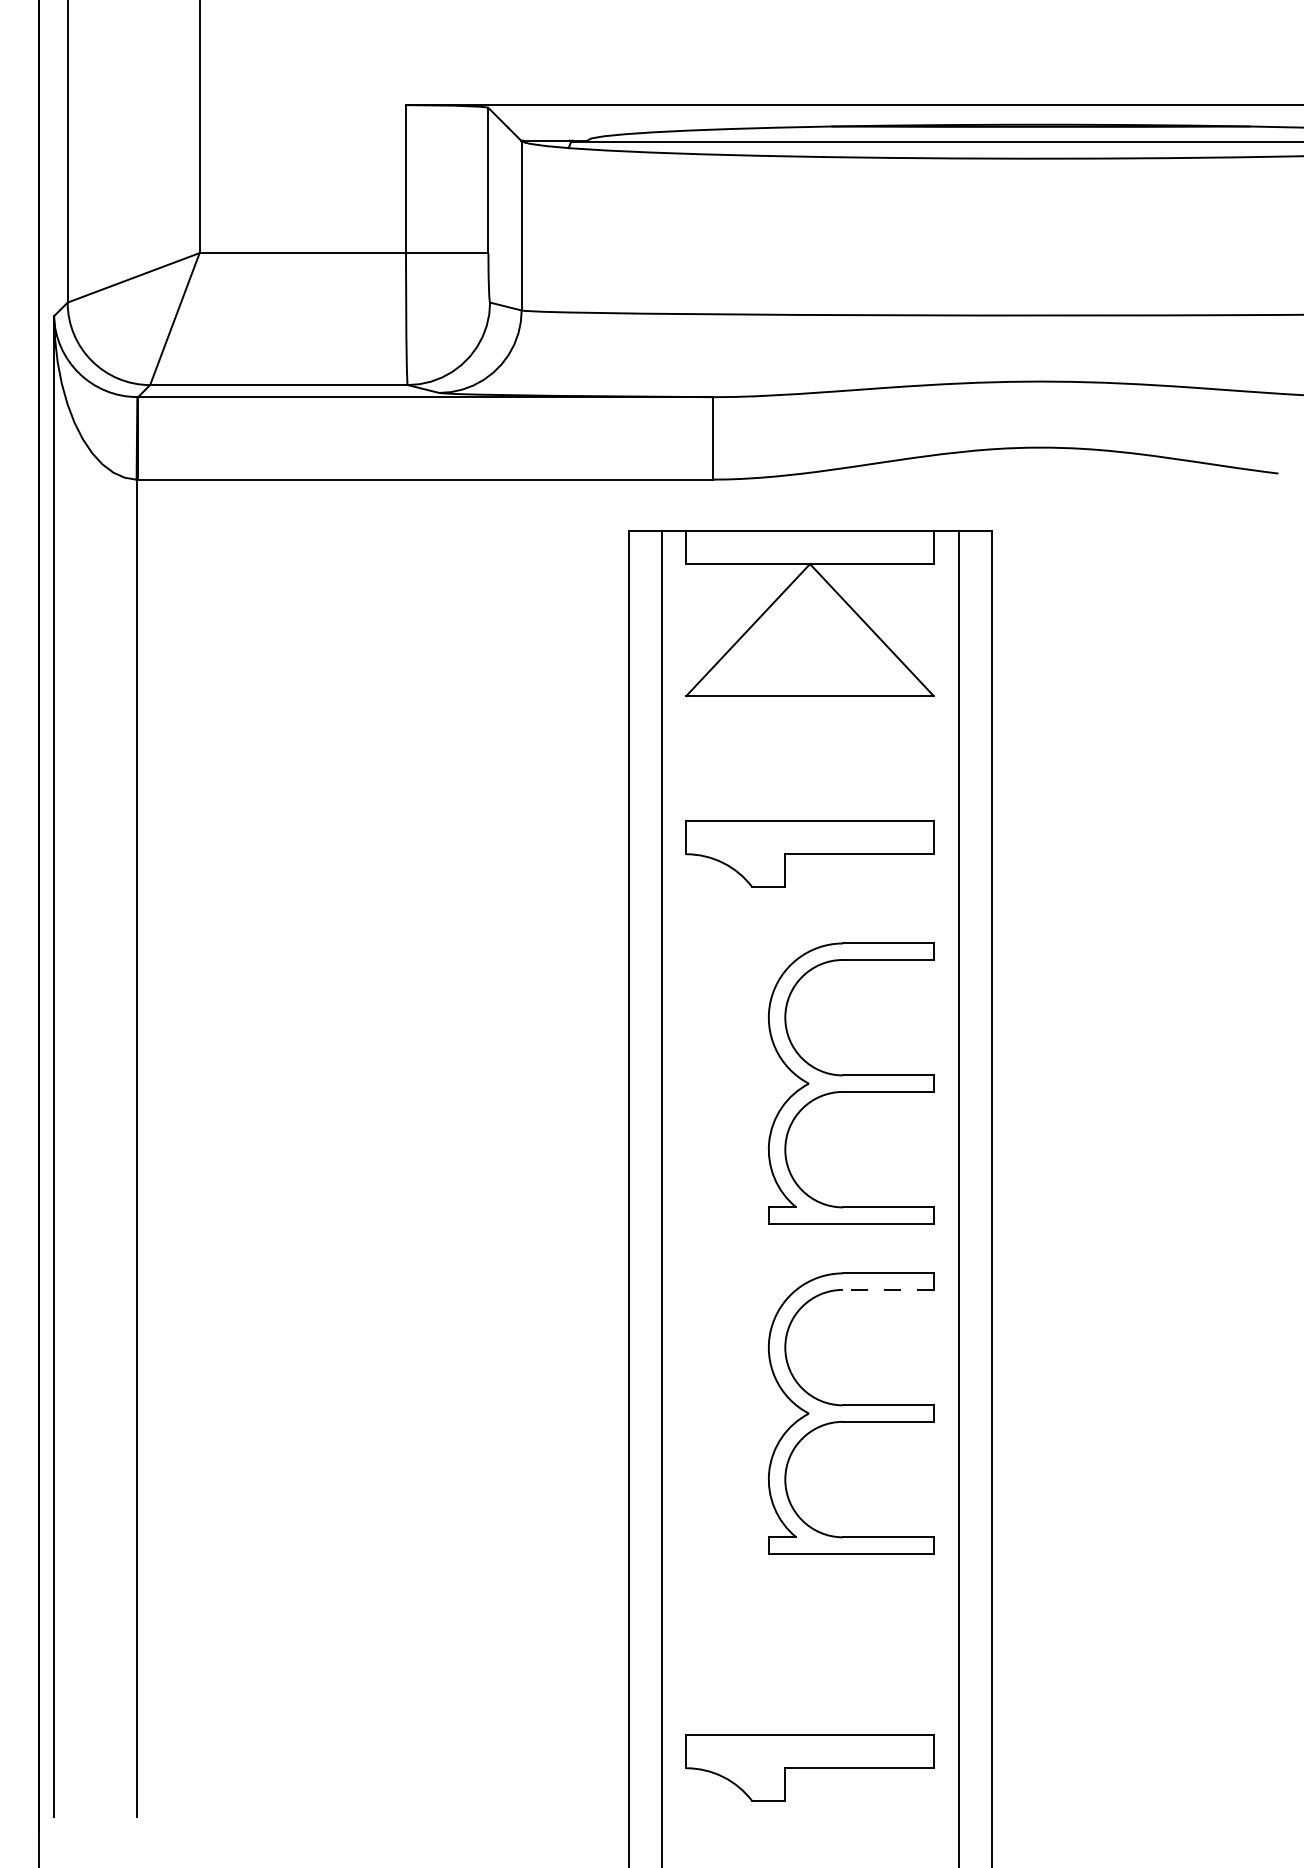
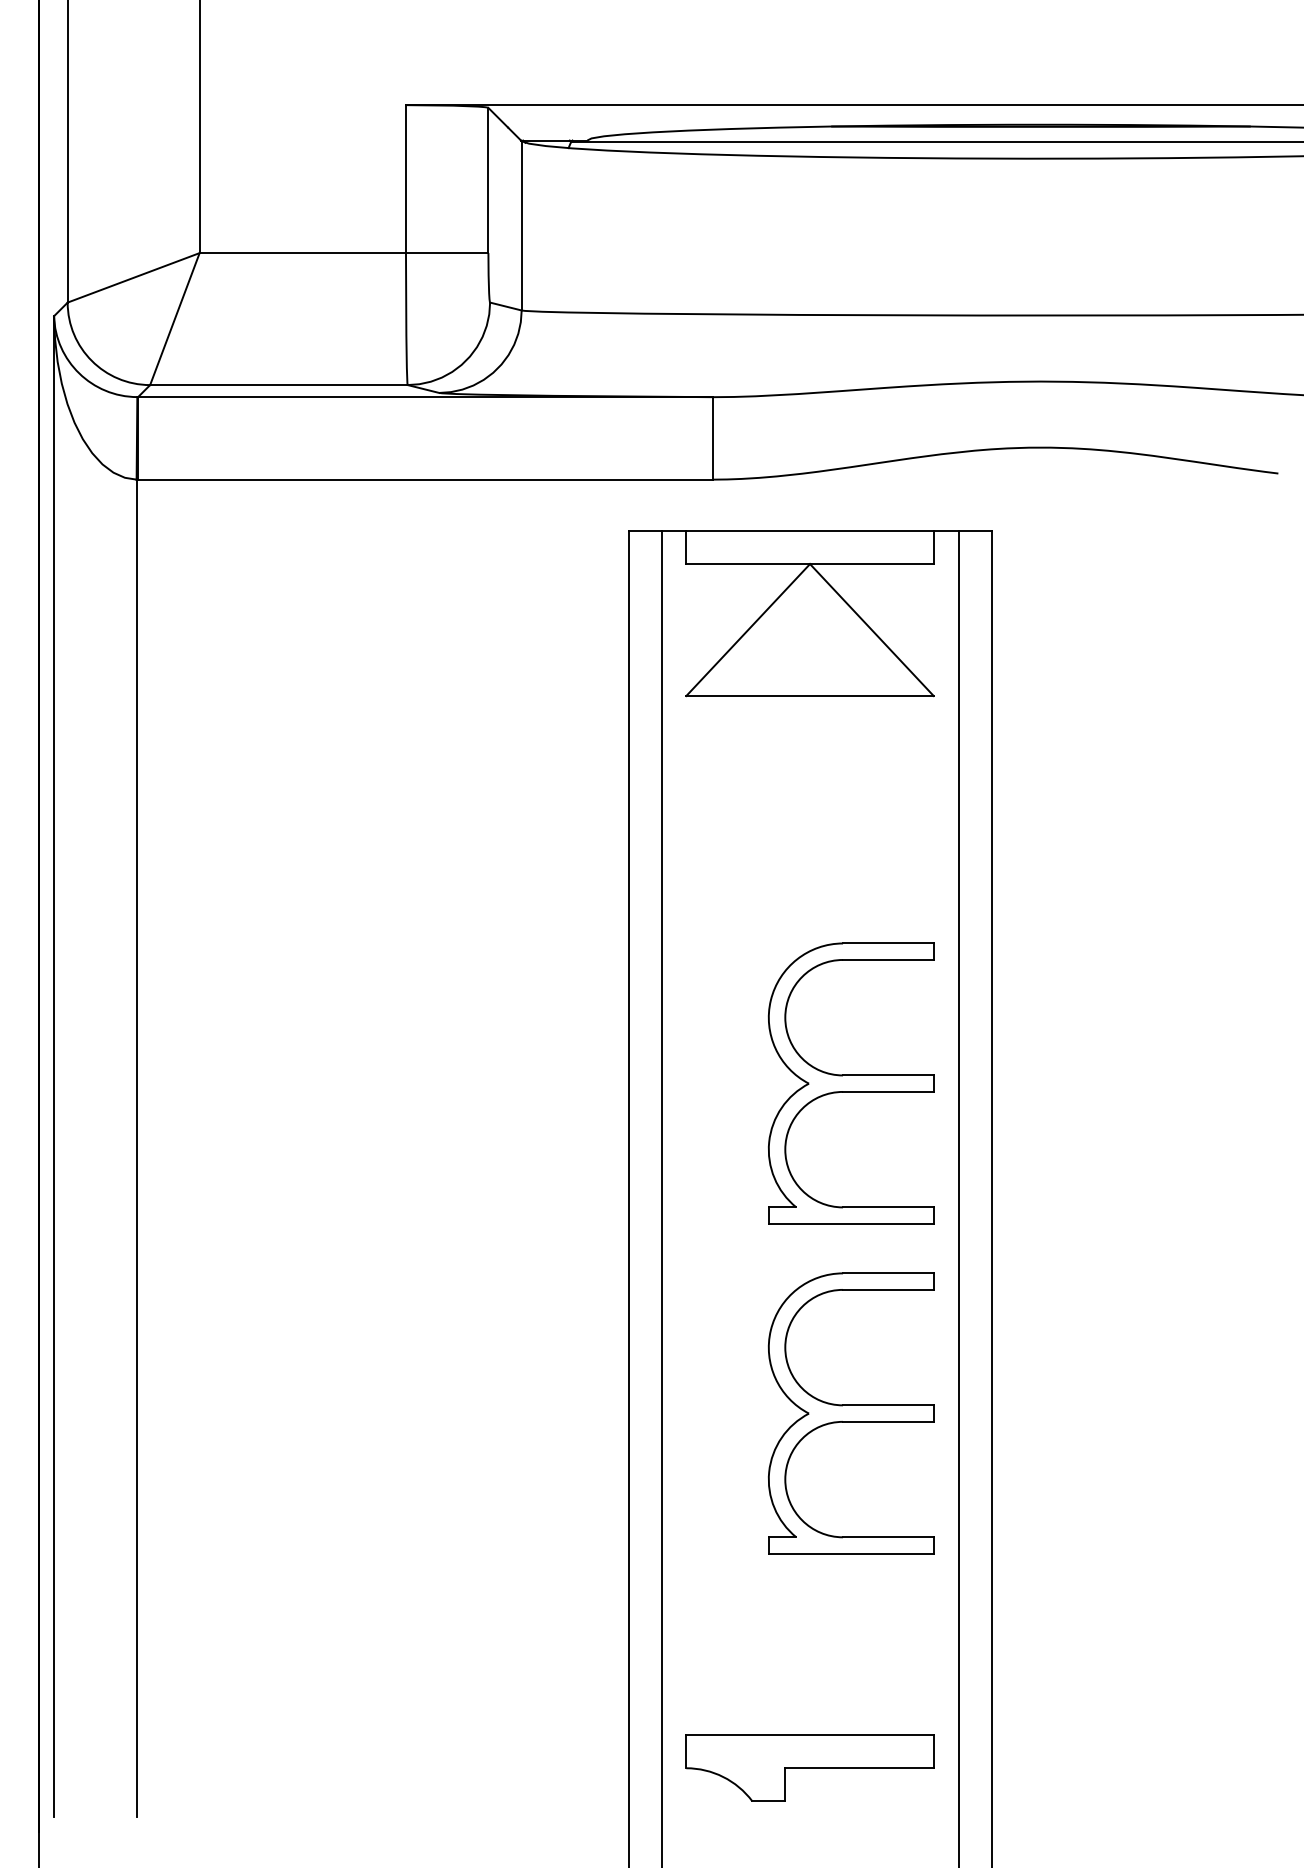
part: present -> none (809, 853)
line: dashed -> solid (887, 1289)
